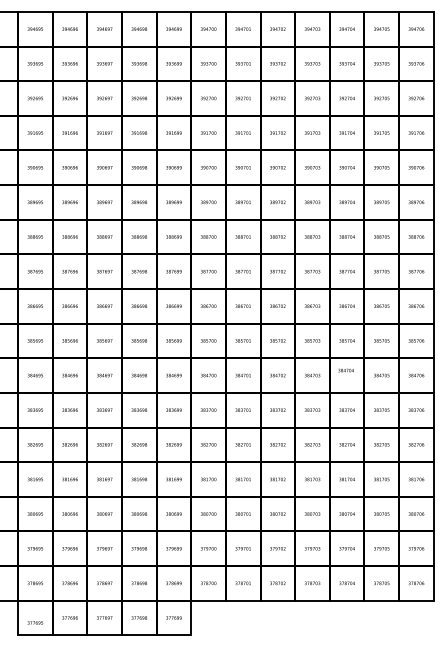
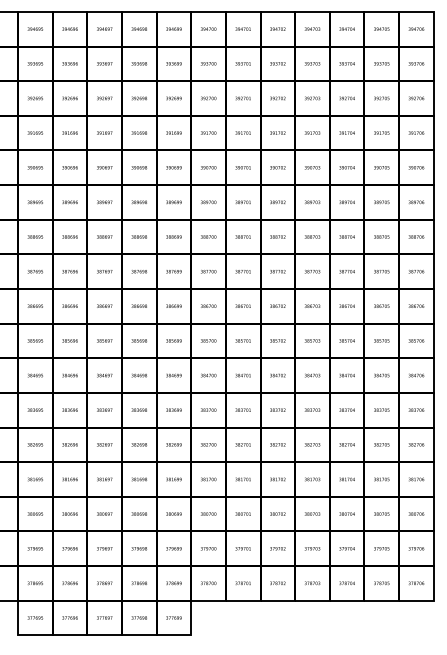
text position: (345, 370) -> (346, 375) (346, 375)
text position: (35, 622) -> (35, 617) (35, 617)
